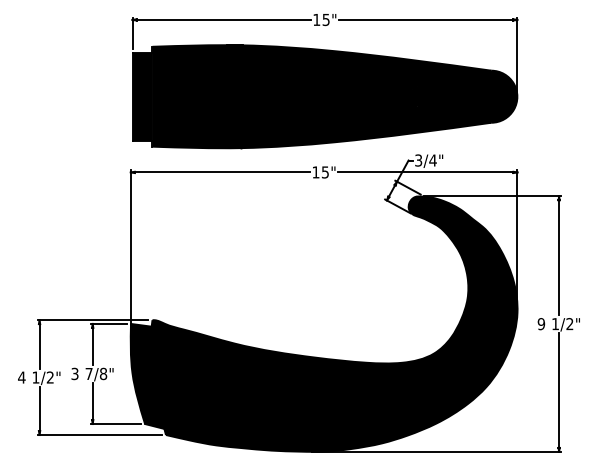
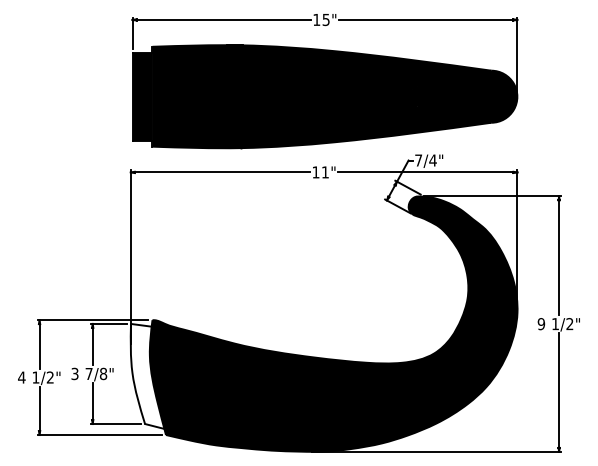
text: 3/4" -> 7/4" (418, 160)
text: 15" -> 11" (324, 172)
fill: present -> none (147, 375)
